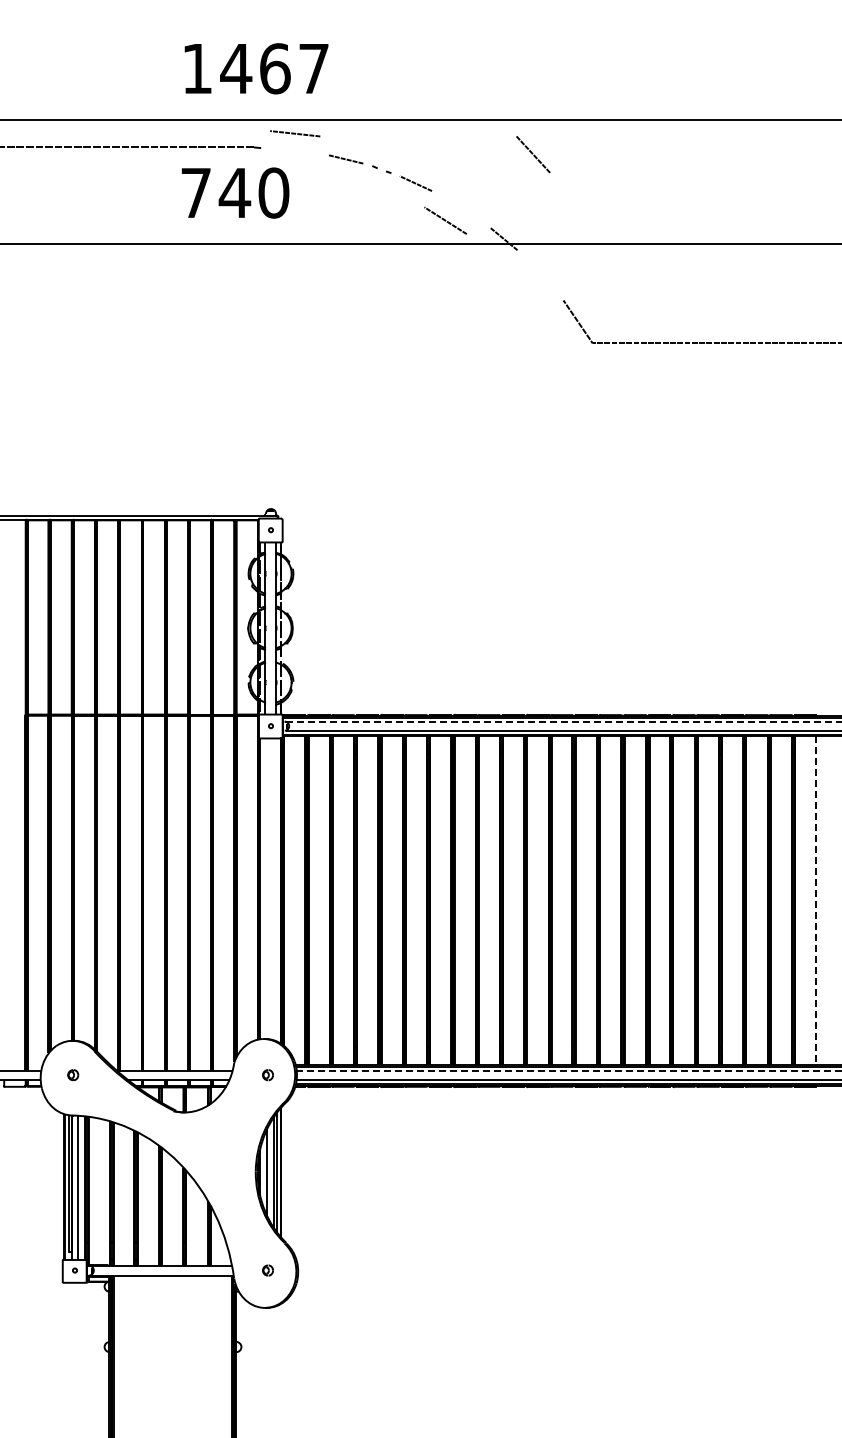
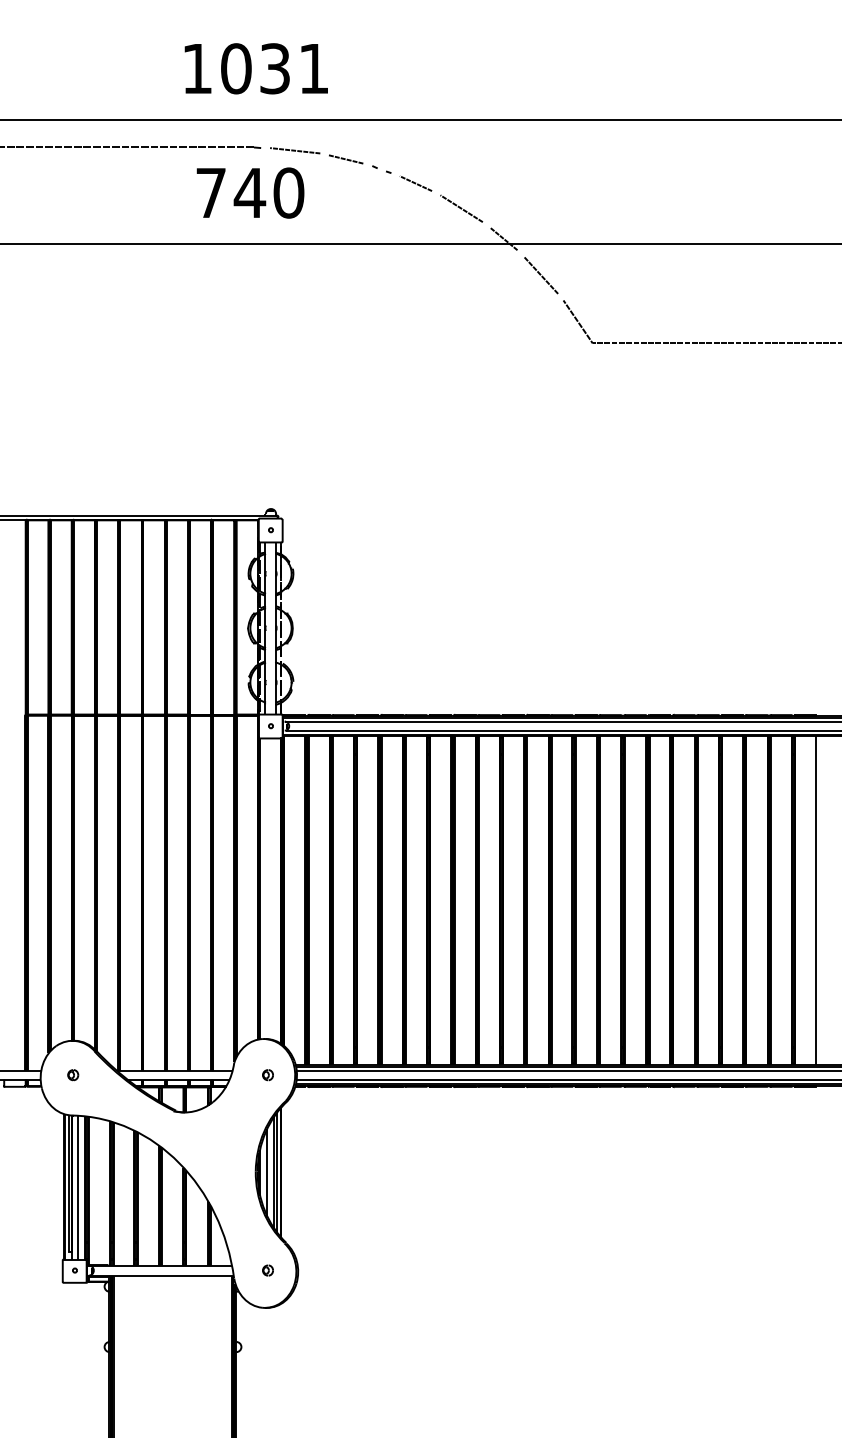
text: 1467 -> 1031 (274, 68)
line position: (295, 133) -> (295, 150) (295, 150)
line position: (533, 153) -> (541, 274) (541, 274)
text position: (235, 192) -> (250, 192) (250, 192)
line position: (445, 220) -> (461, 208) (461, 208)
line: dashed -> solid (564, 722)
line: dashed -> solid (816, 900)
line: dashed -> solid (569, 1071)
